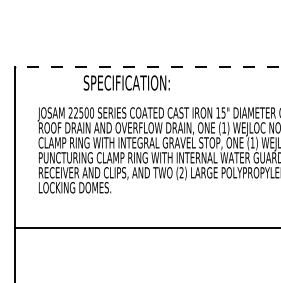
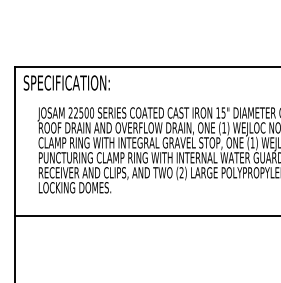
line: dashed -> solid (147, 66)
text position: (126, 82) -> (66, 82) (66, 82)
line position: (146, 228) -> (146, 216) (146, 216)
